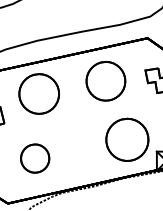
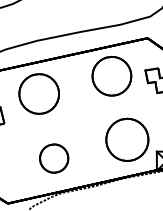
part position: (105, 81) -> (111, 76) (111, 76)
part position: (35, 158) -> (54, 158) (54, 158)
